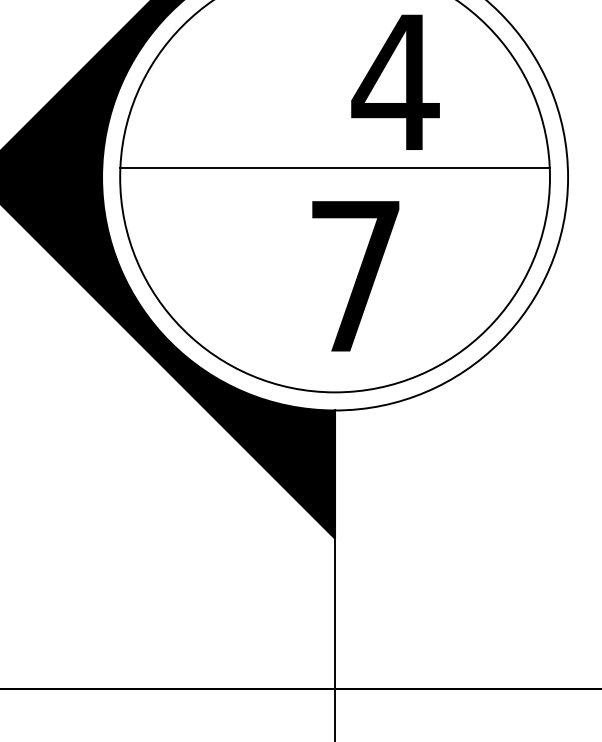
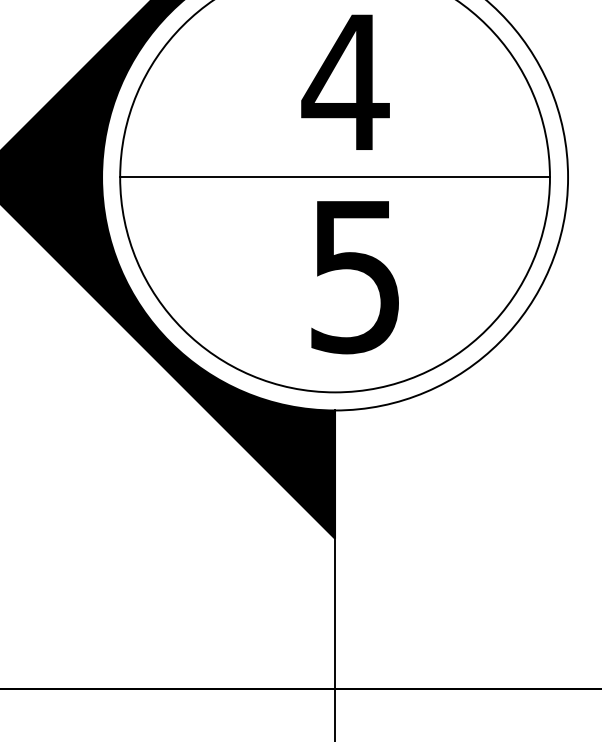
text position: (395, 81) -> (345, 81) (345, 81)
line position: (334, 168) -> (334, 177) (334, 177)
text: 7 -> 5 (355, 277)
